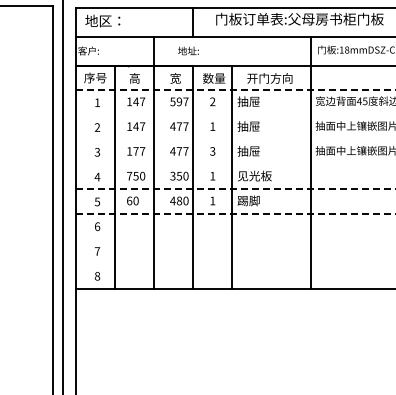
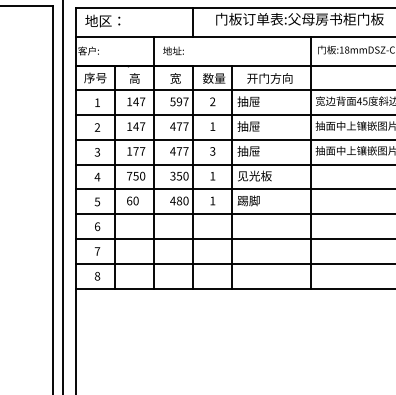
text position: (188, 50) -> (173, 50) (173, 50)
line: dashed -> solid (235, 90)
line: none -> present (234, 115)
line: none -> present (234, 139)
line: none -> present (234, 164)
line: dashed -> solid (235, 189)
line: dashed -> solid (235, 214)
line: none -> present (234, 239)
line: none -> present (234, 263)
